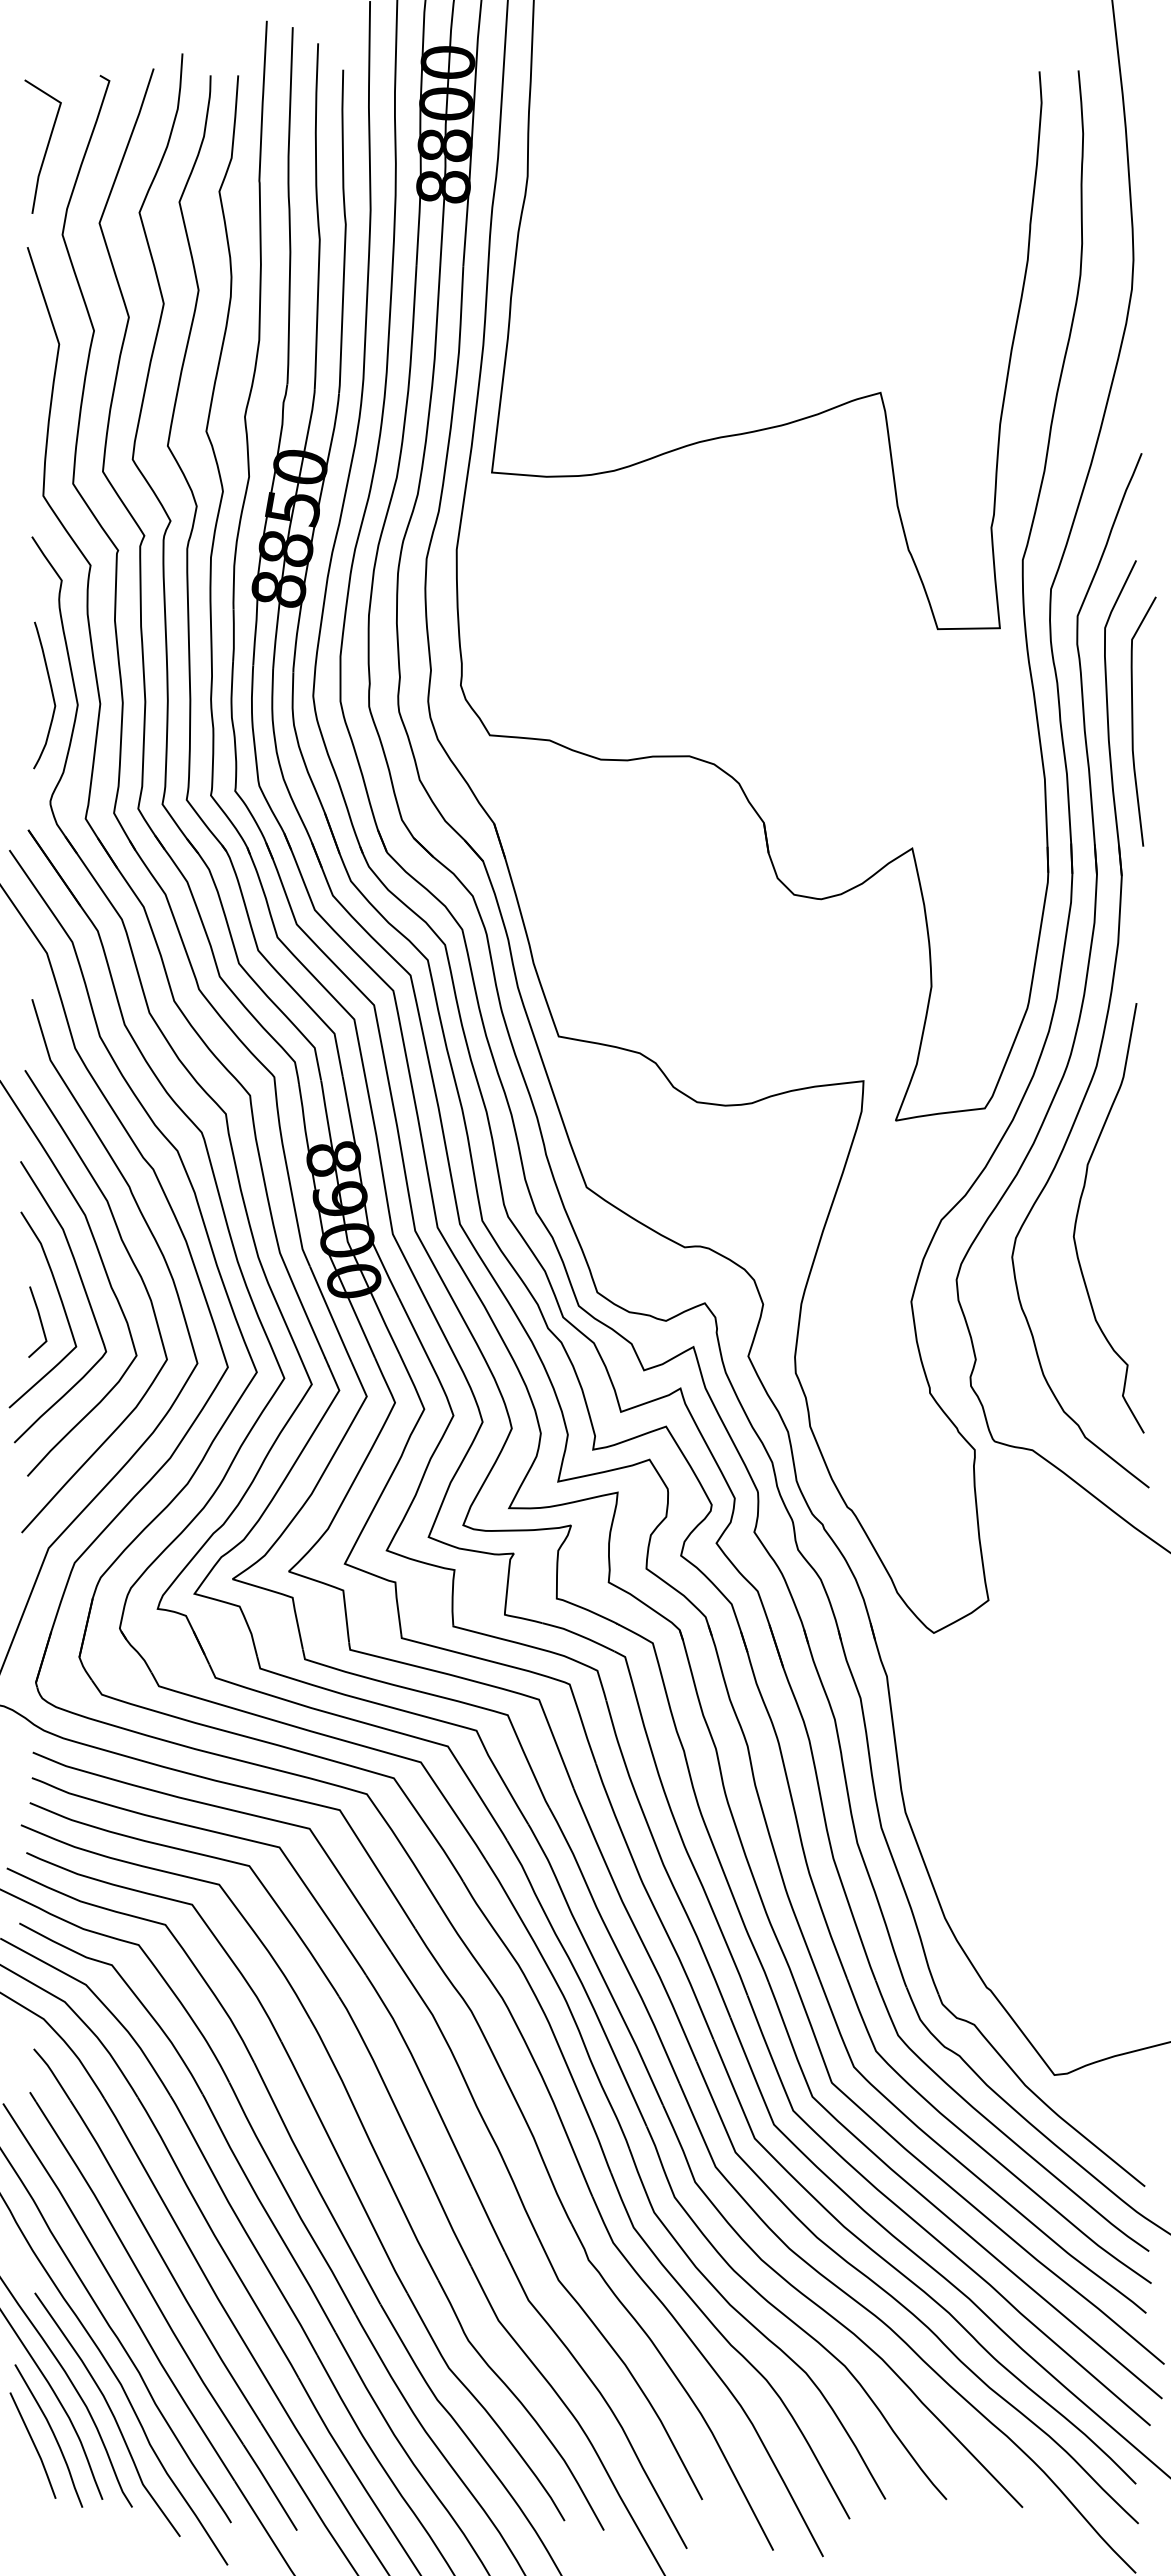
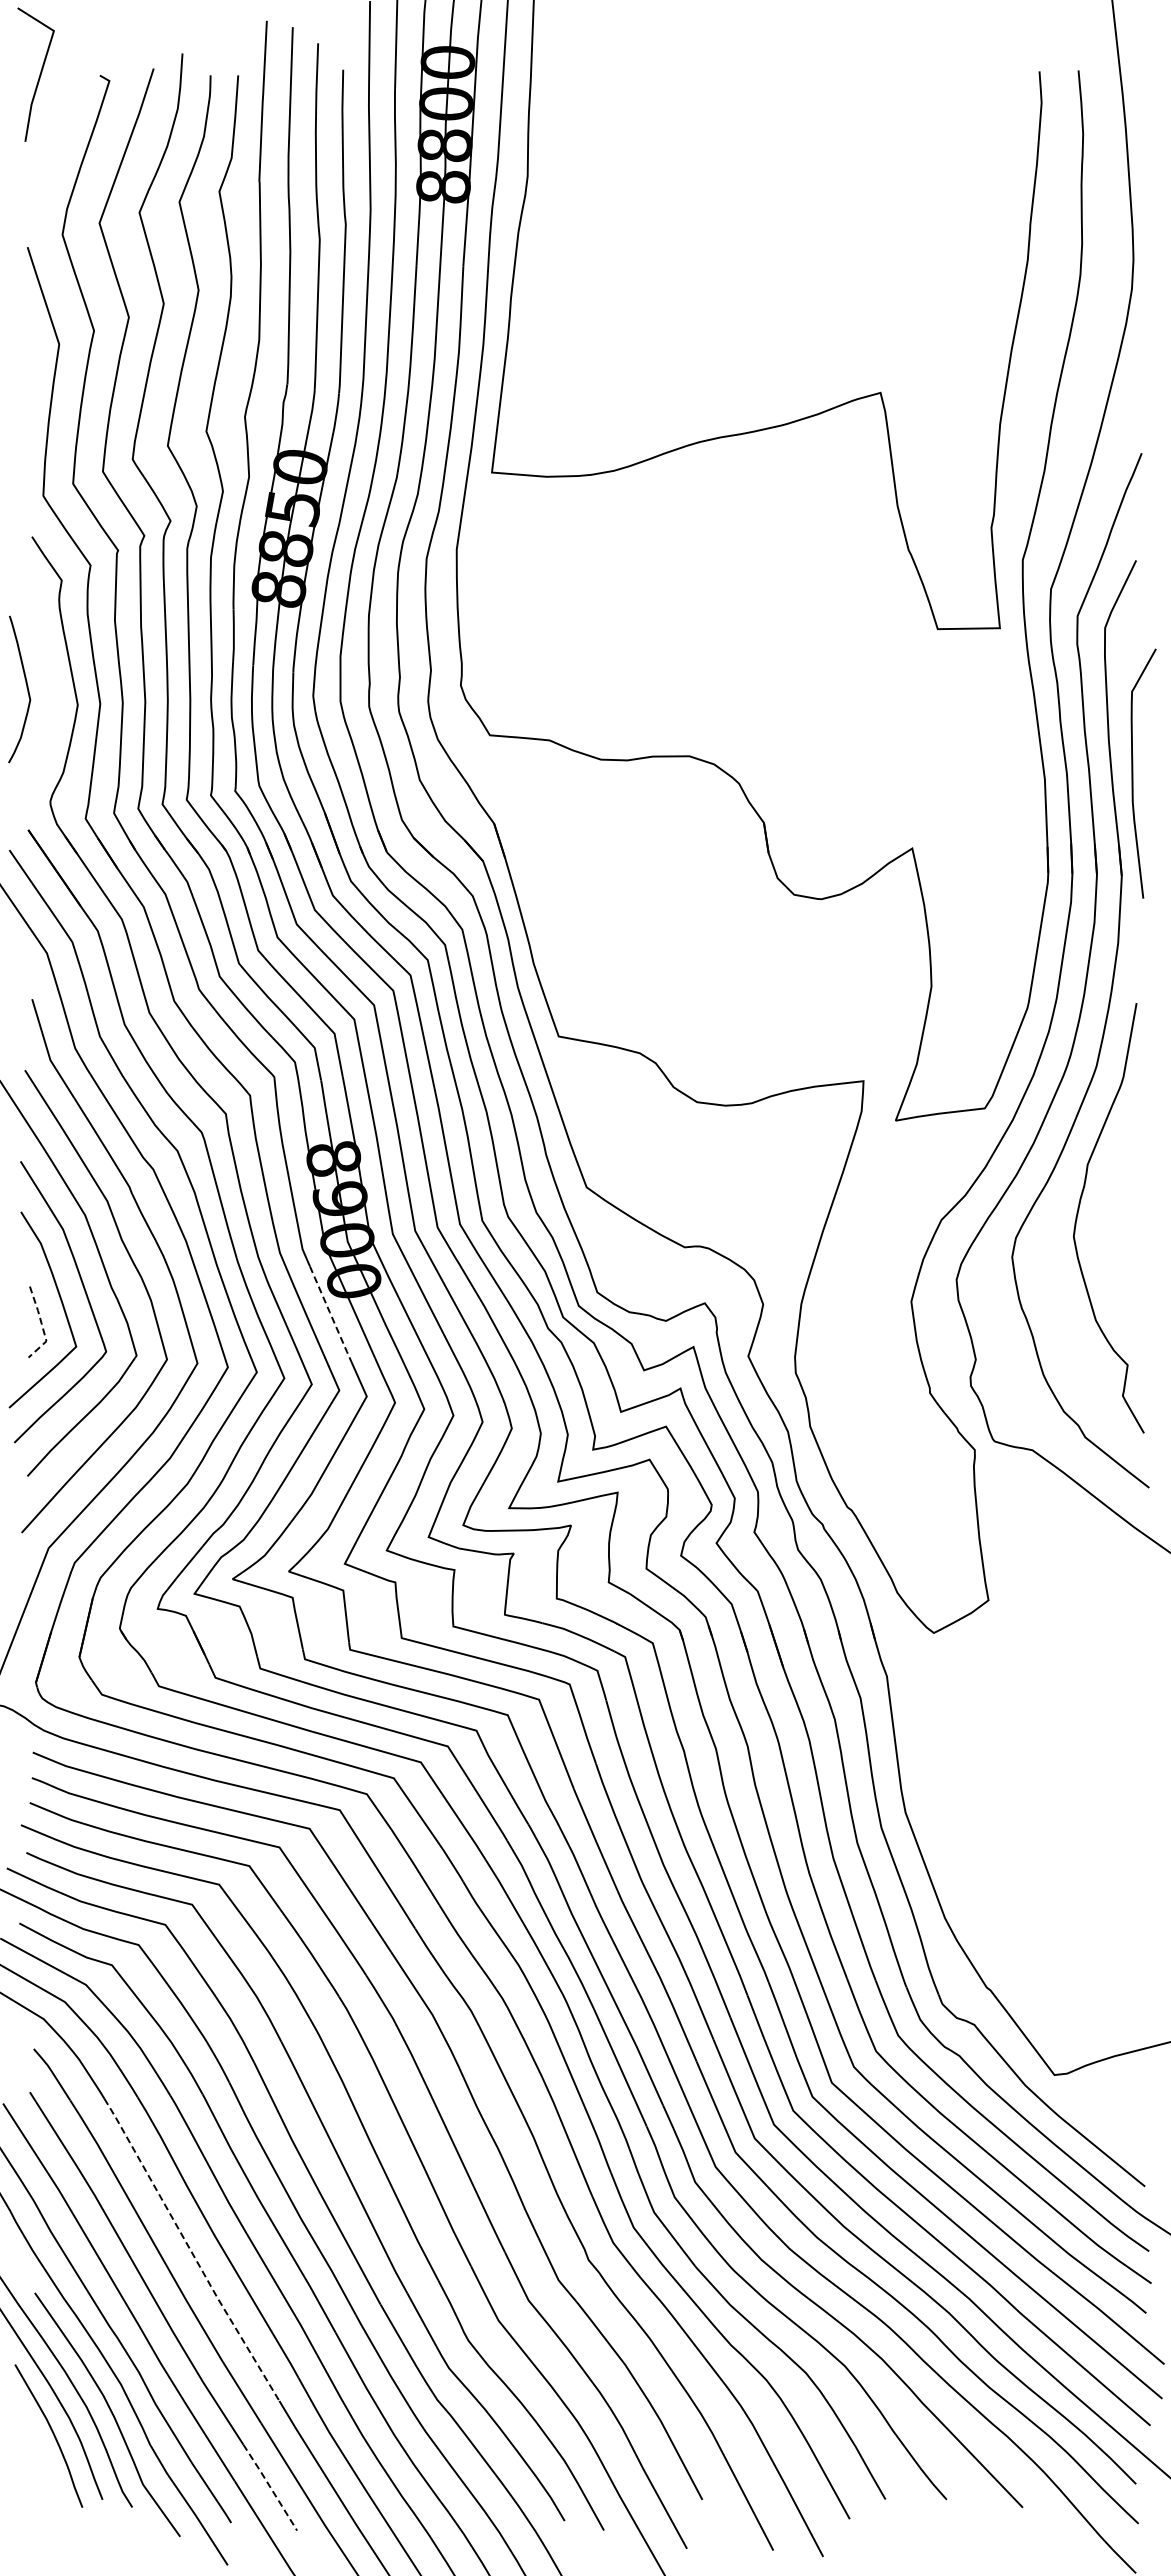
line position: (46, 146) -> (39, 74) (39, 74)
curve position: (51, 694) -> (26, 688) (26, 688)
curve position: (1133, 721) -> (1133, 773) (1133, 773)
line: solid -> dashed (330, 1314)
line: solid -> dashed (42, 1325)
line: solid -> dashed (190, 2250)
line: present -> none (33, 2445)
line: solid -> dashed (270, 2487)
